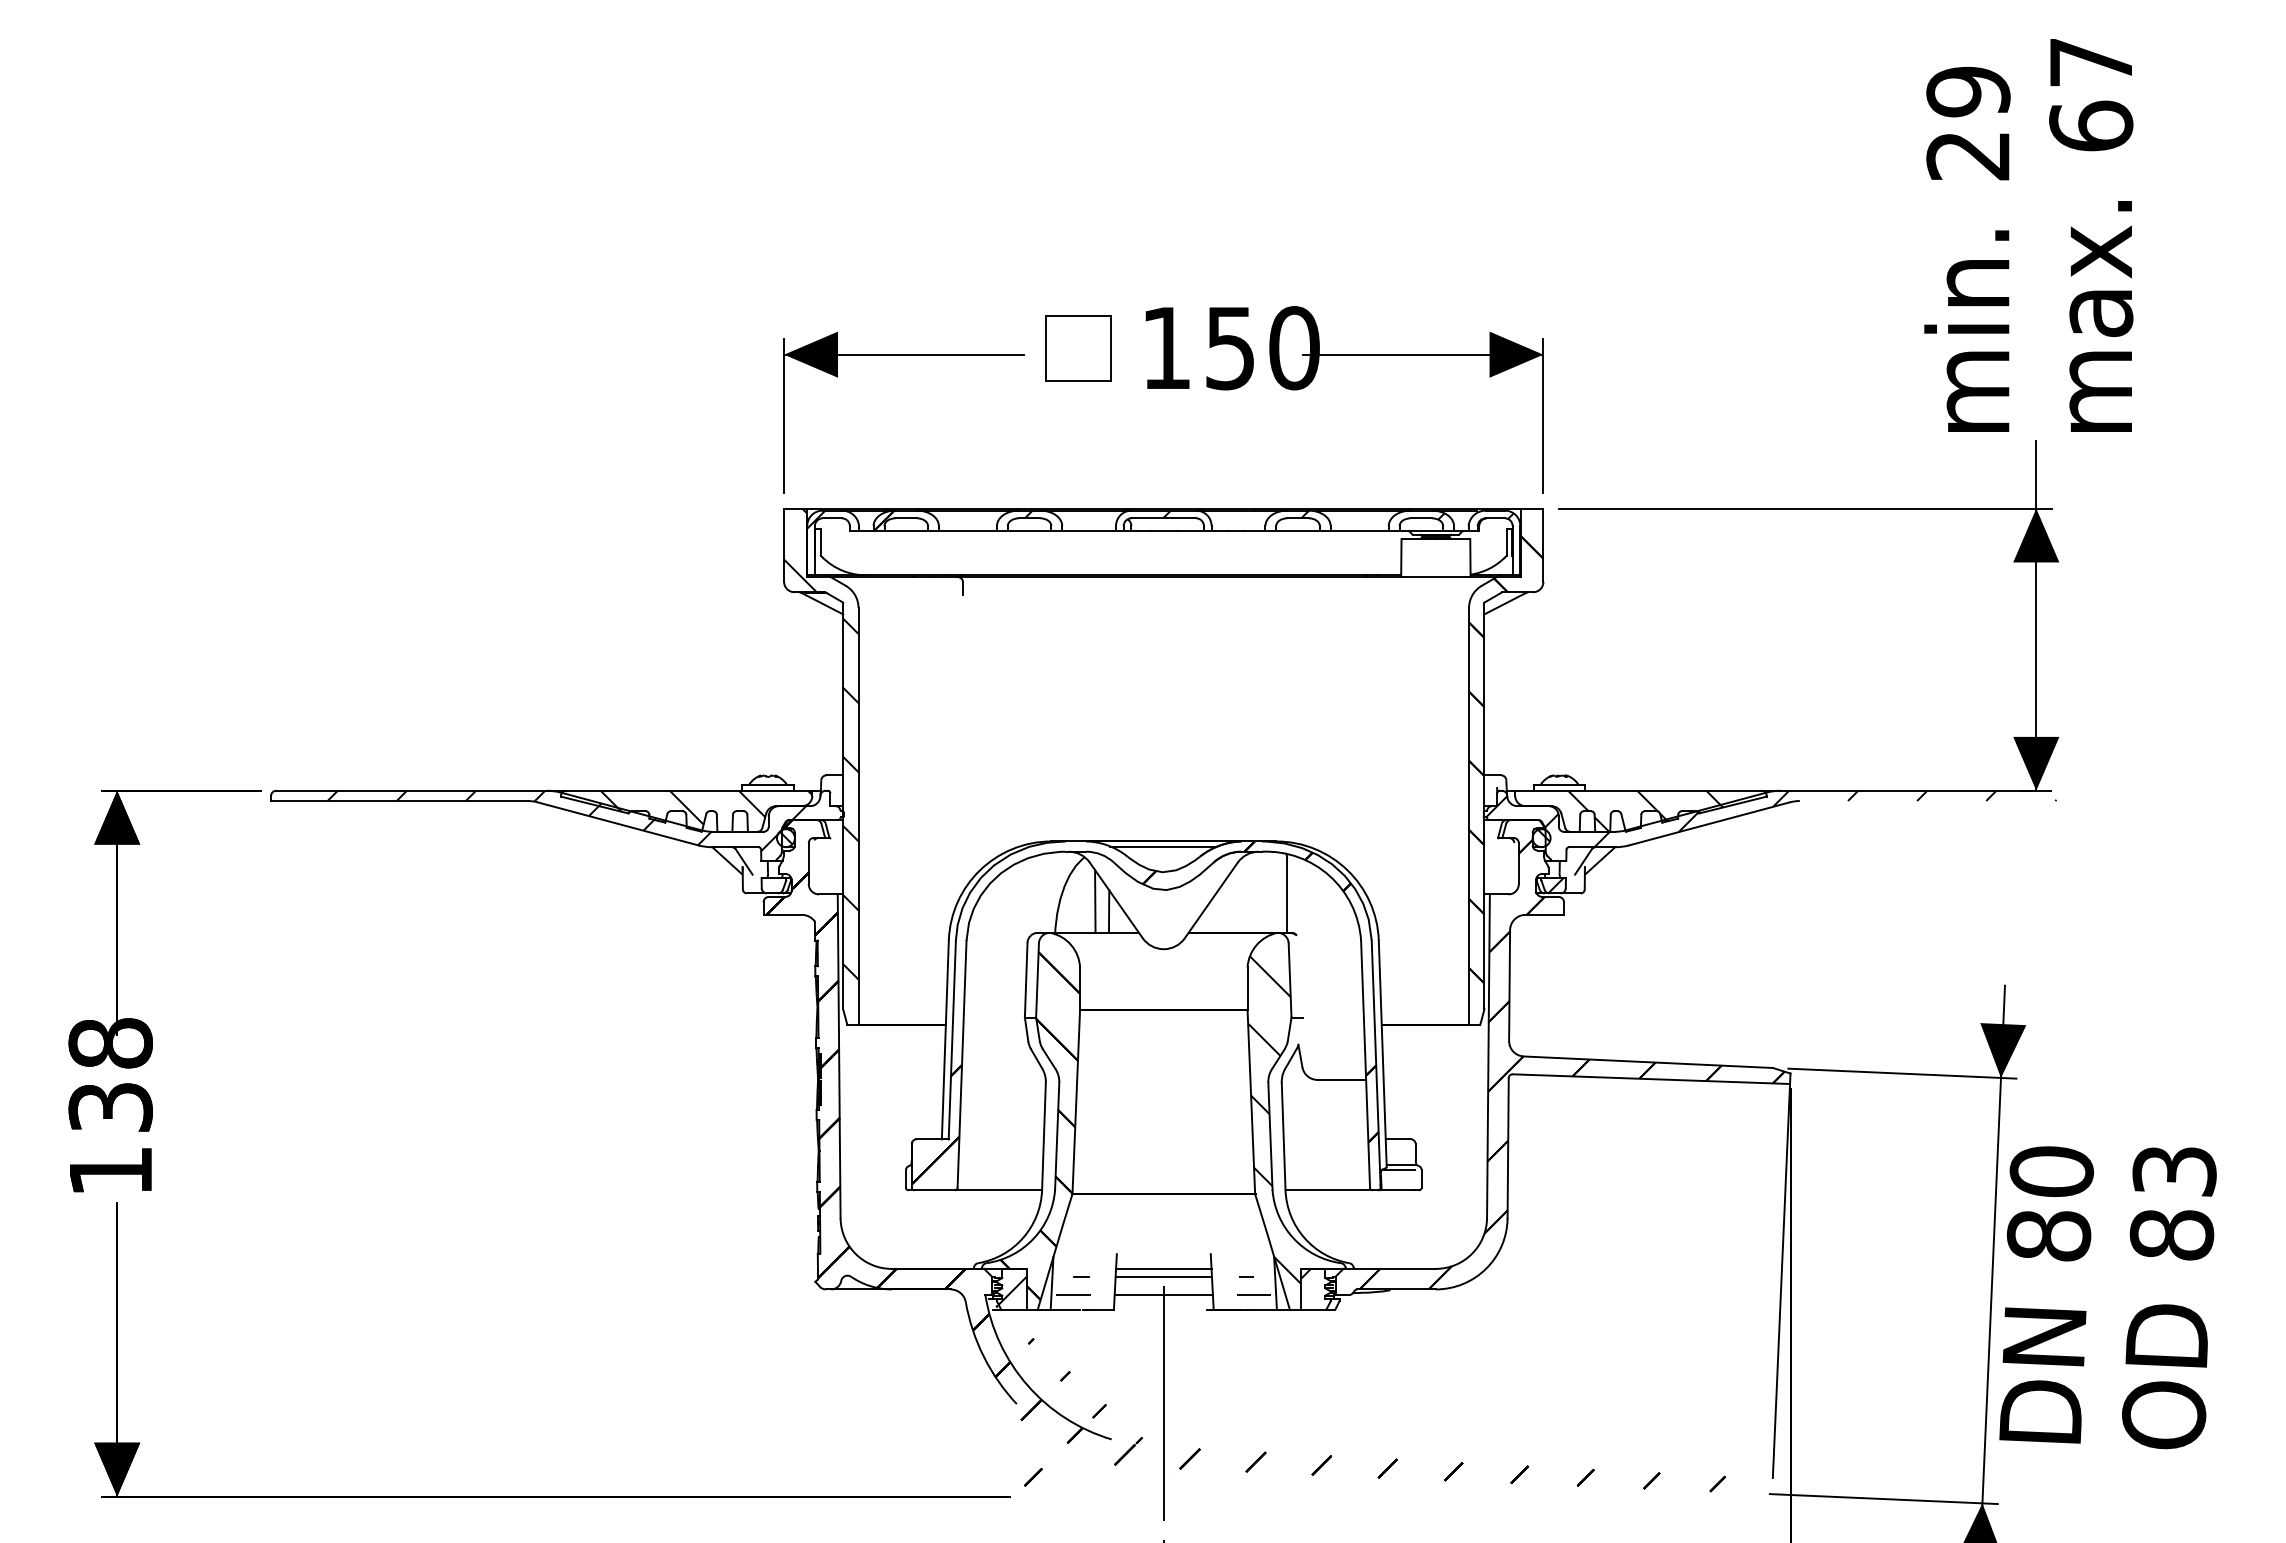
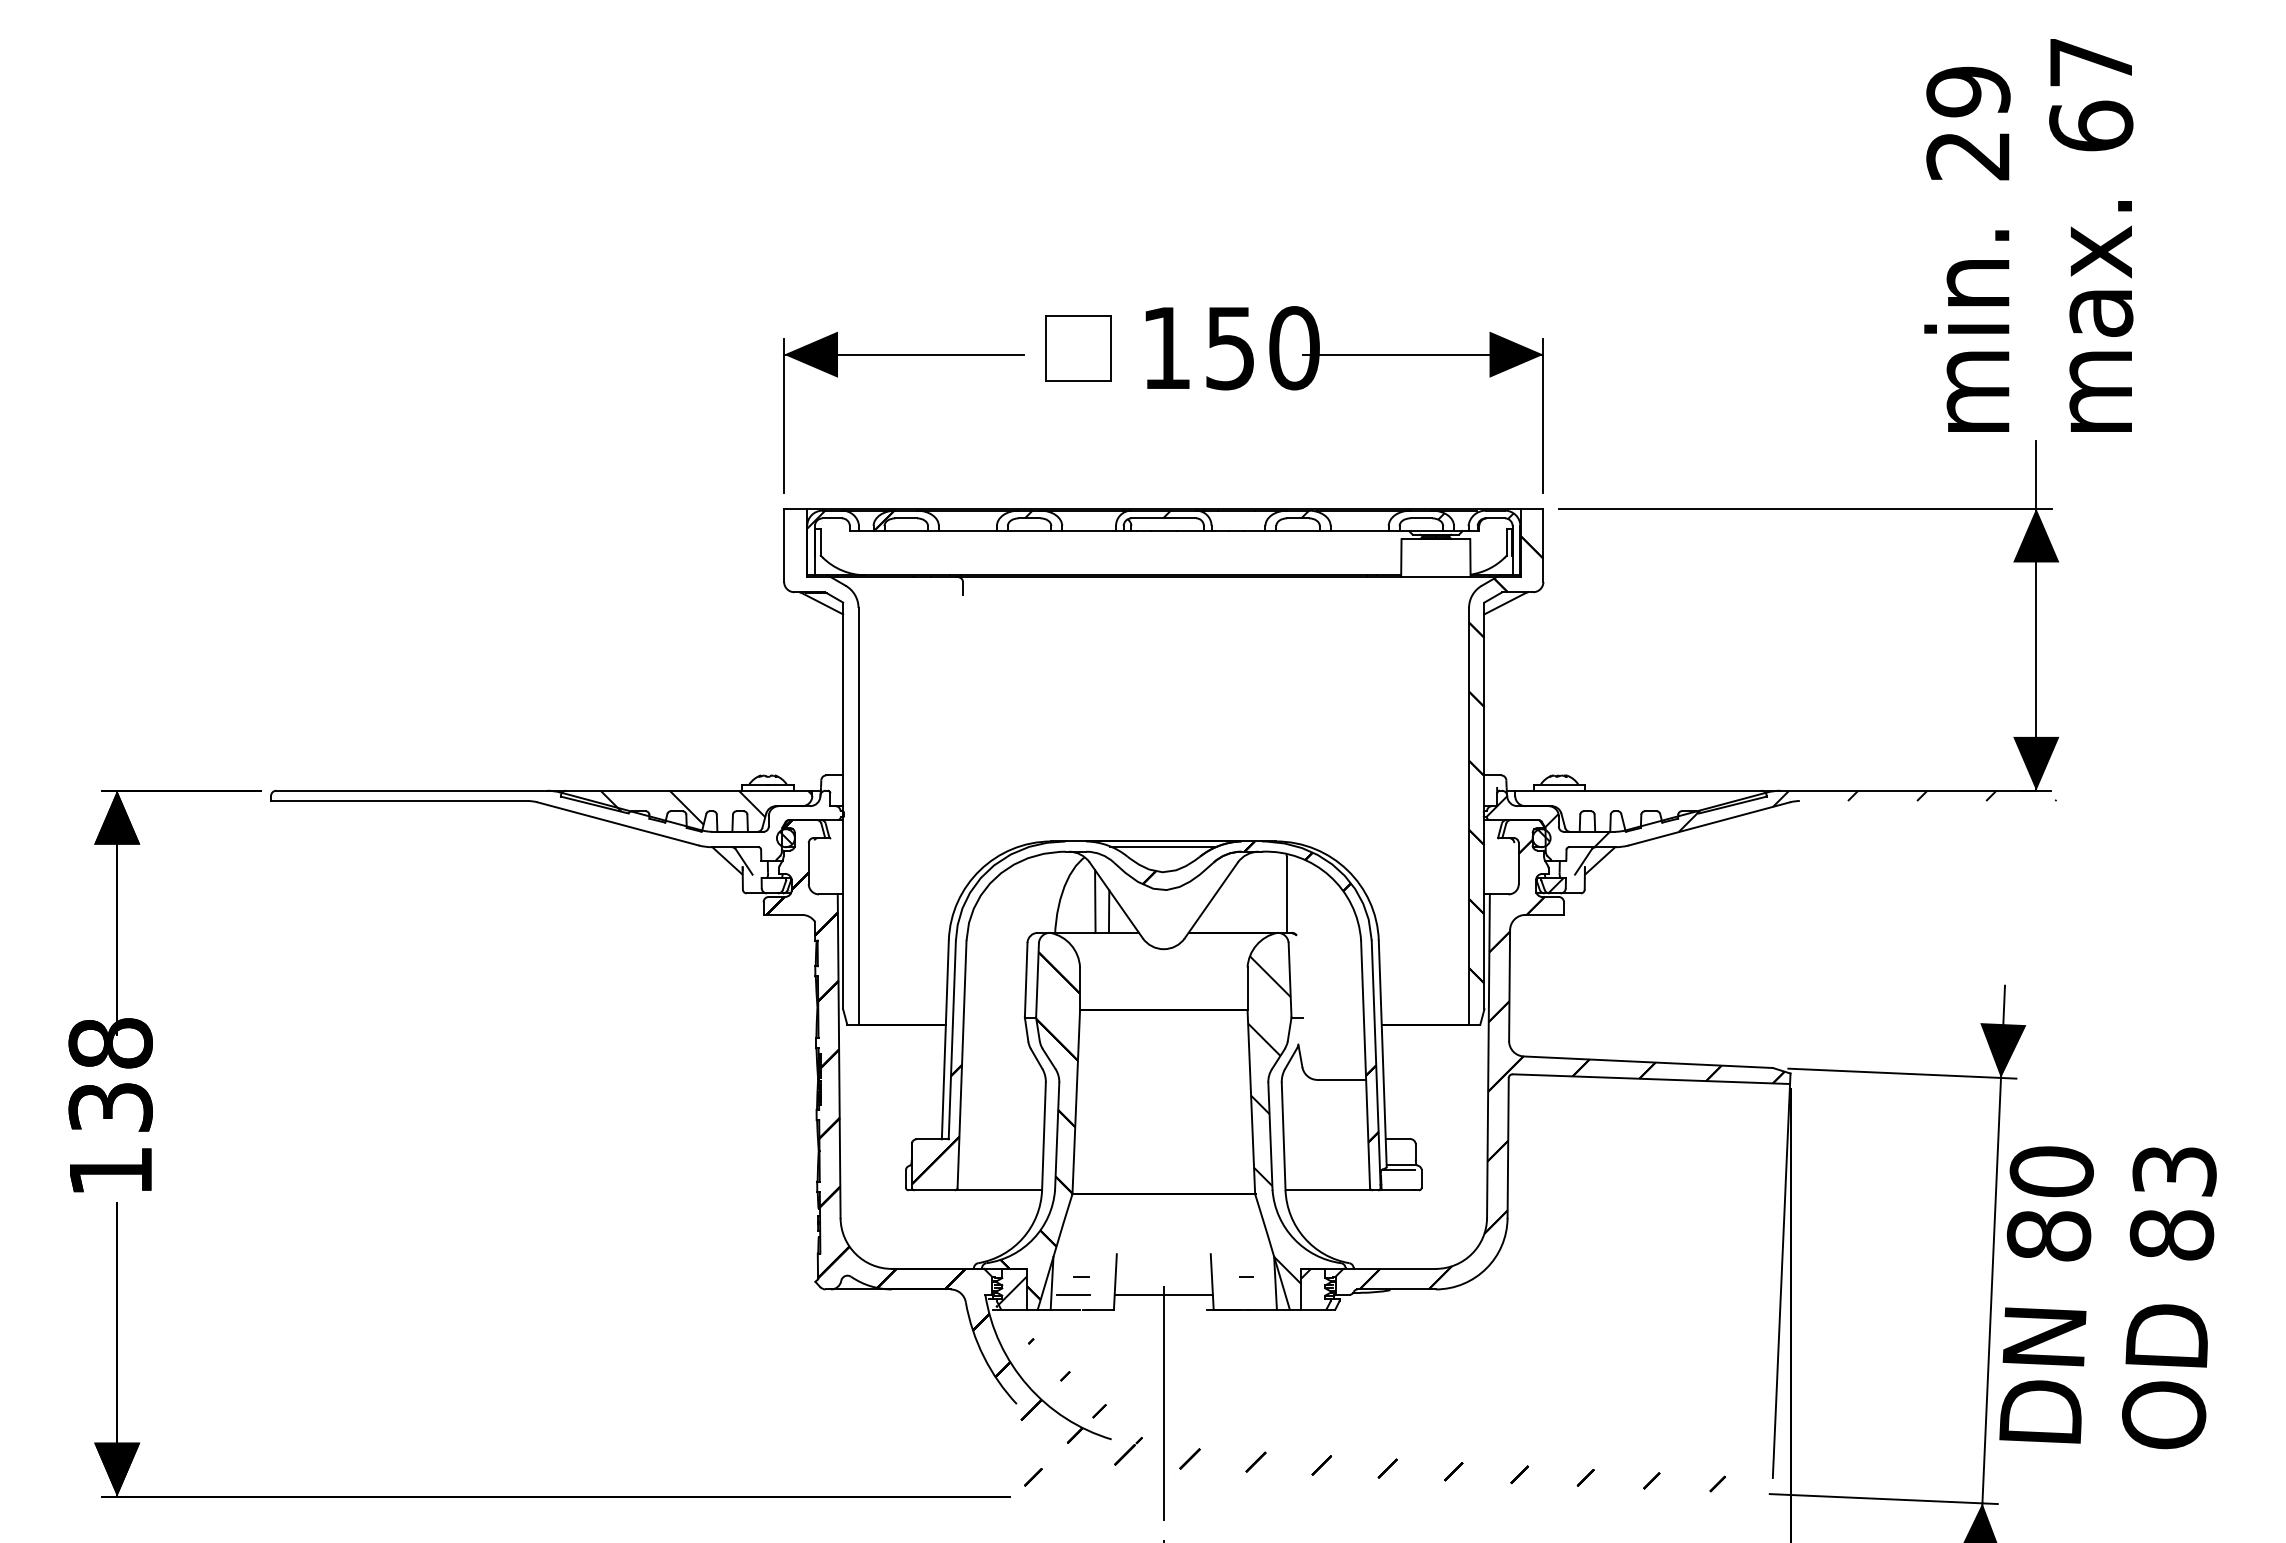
hatch: present -> none (821, 743)
hatch: present -> none (1645, 810)
hatch: present -> none (566, 820)
line: present -> none (1163, 1268)
line: present -> none (1163, 1276)
line: present -> none (1253, 1294)
